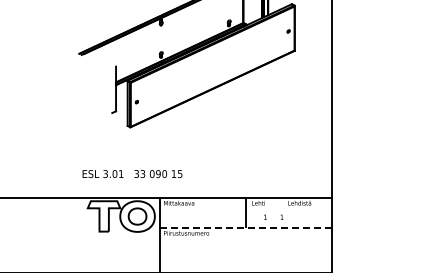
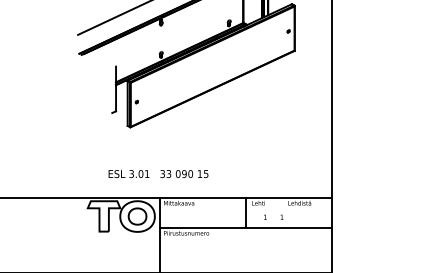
line: none -> present (113, 18)
text position: (132, 174) -> (158, 174) (158, 174)
line: dashed -> solid (246, 227)
